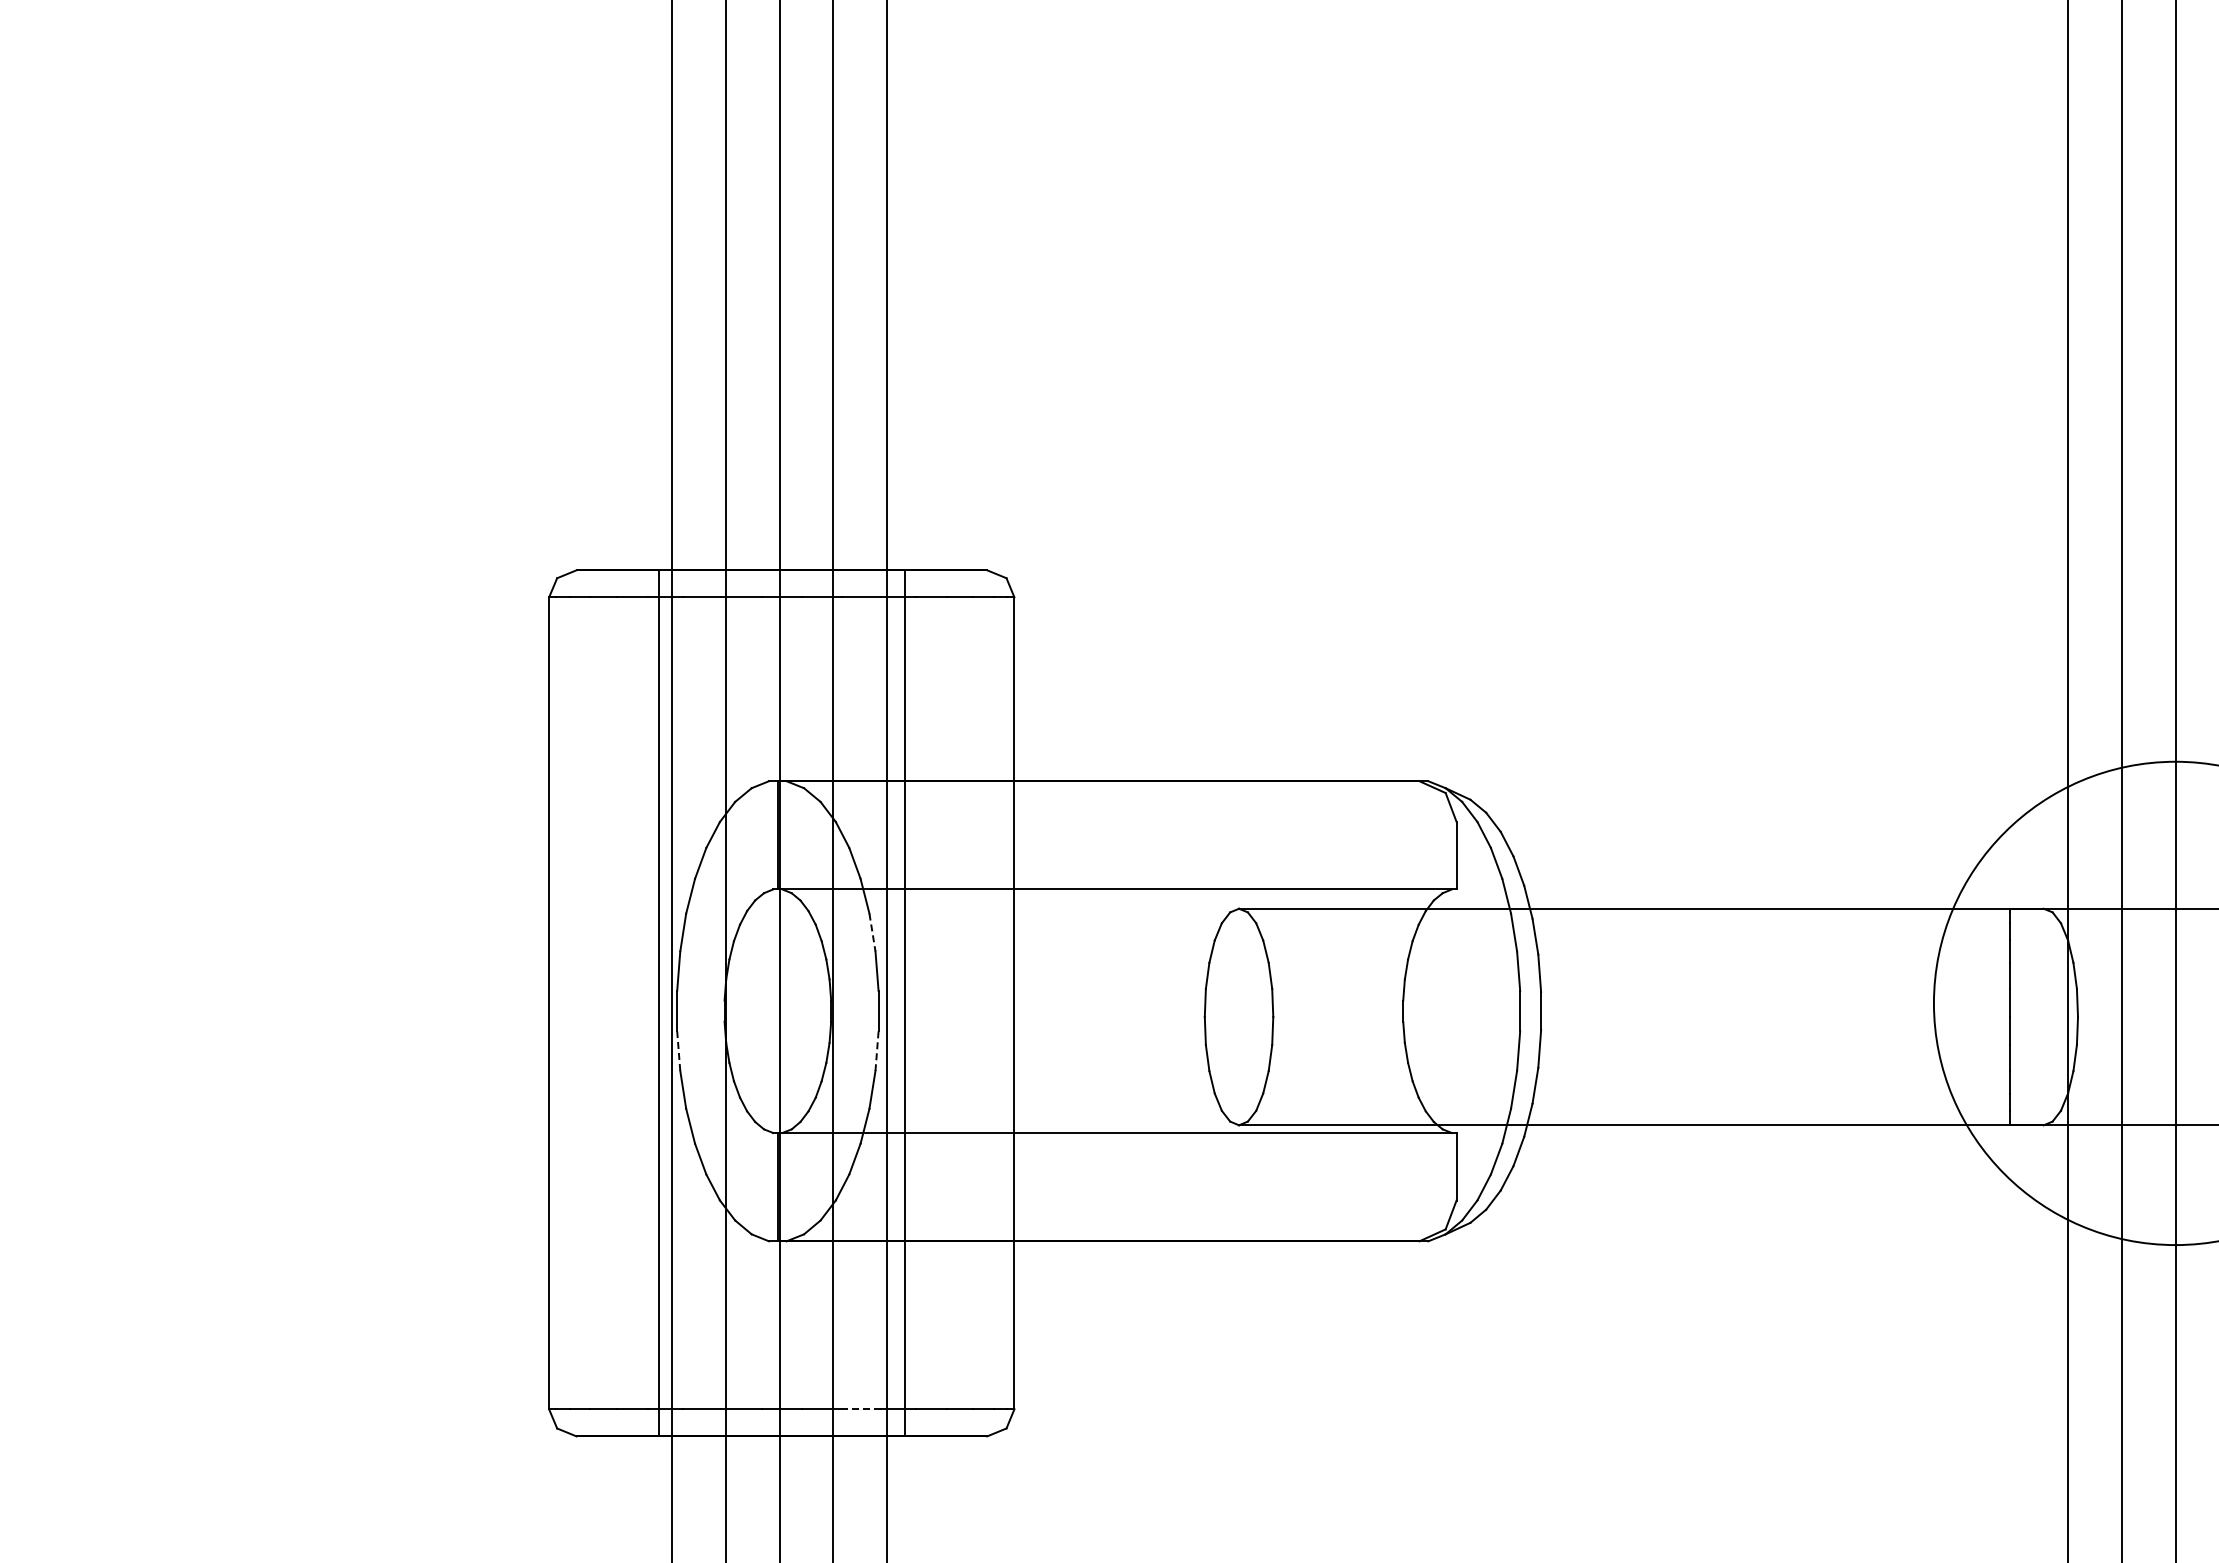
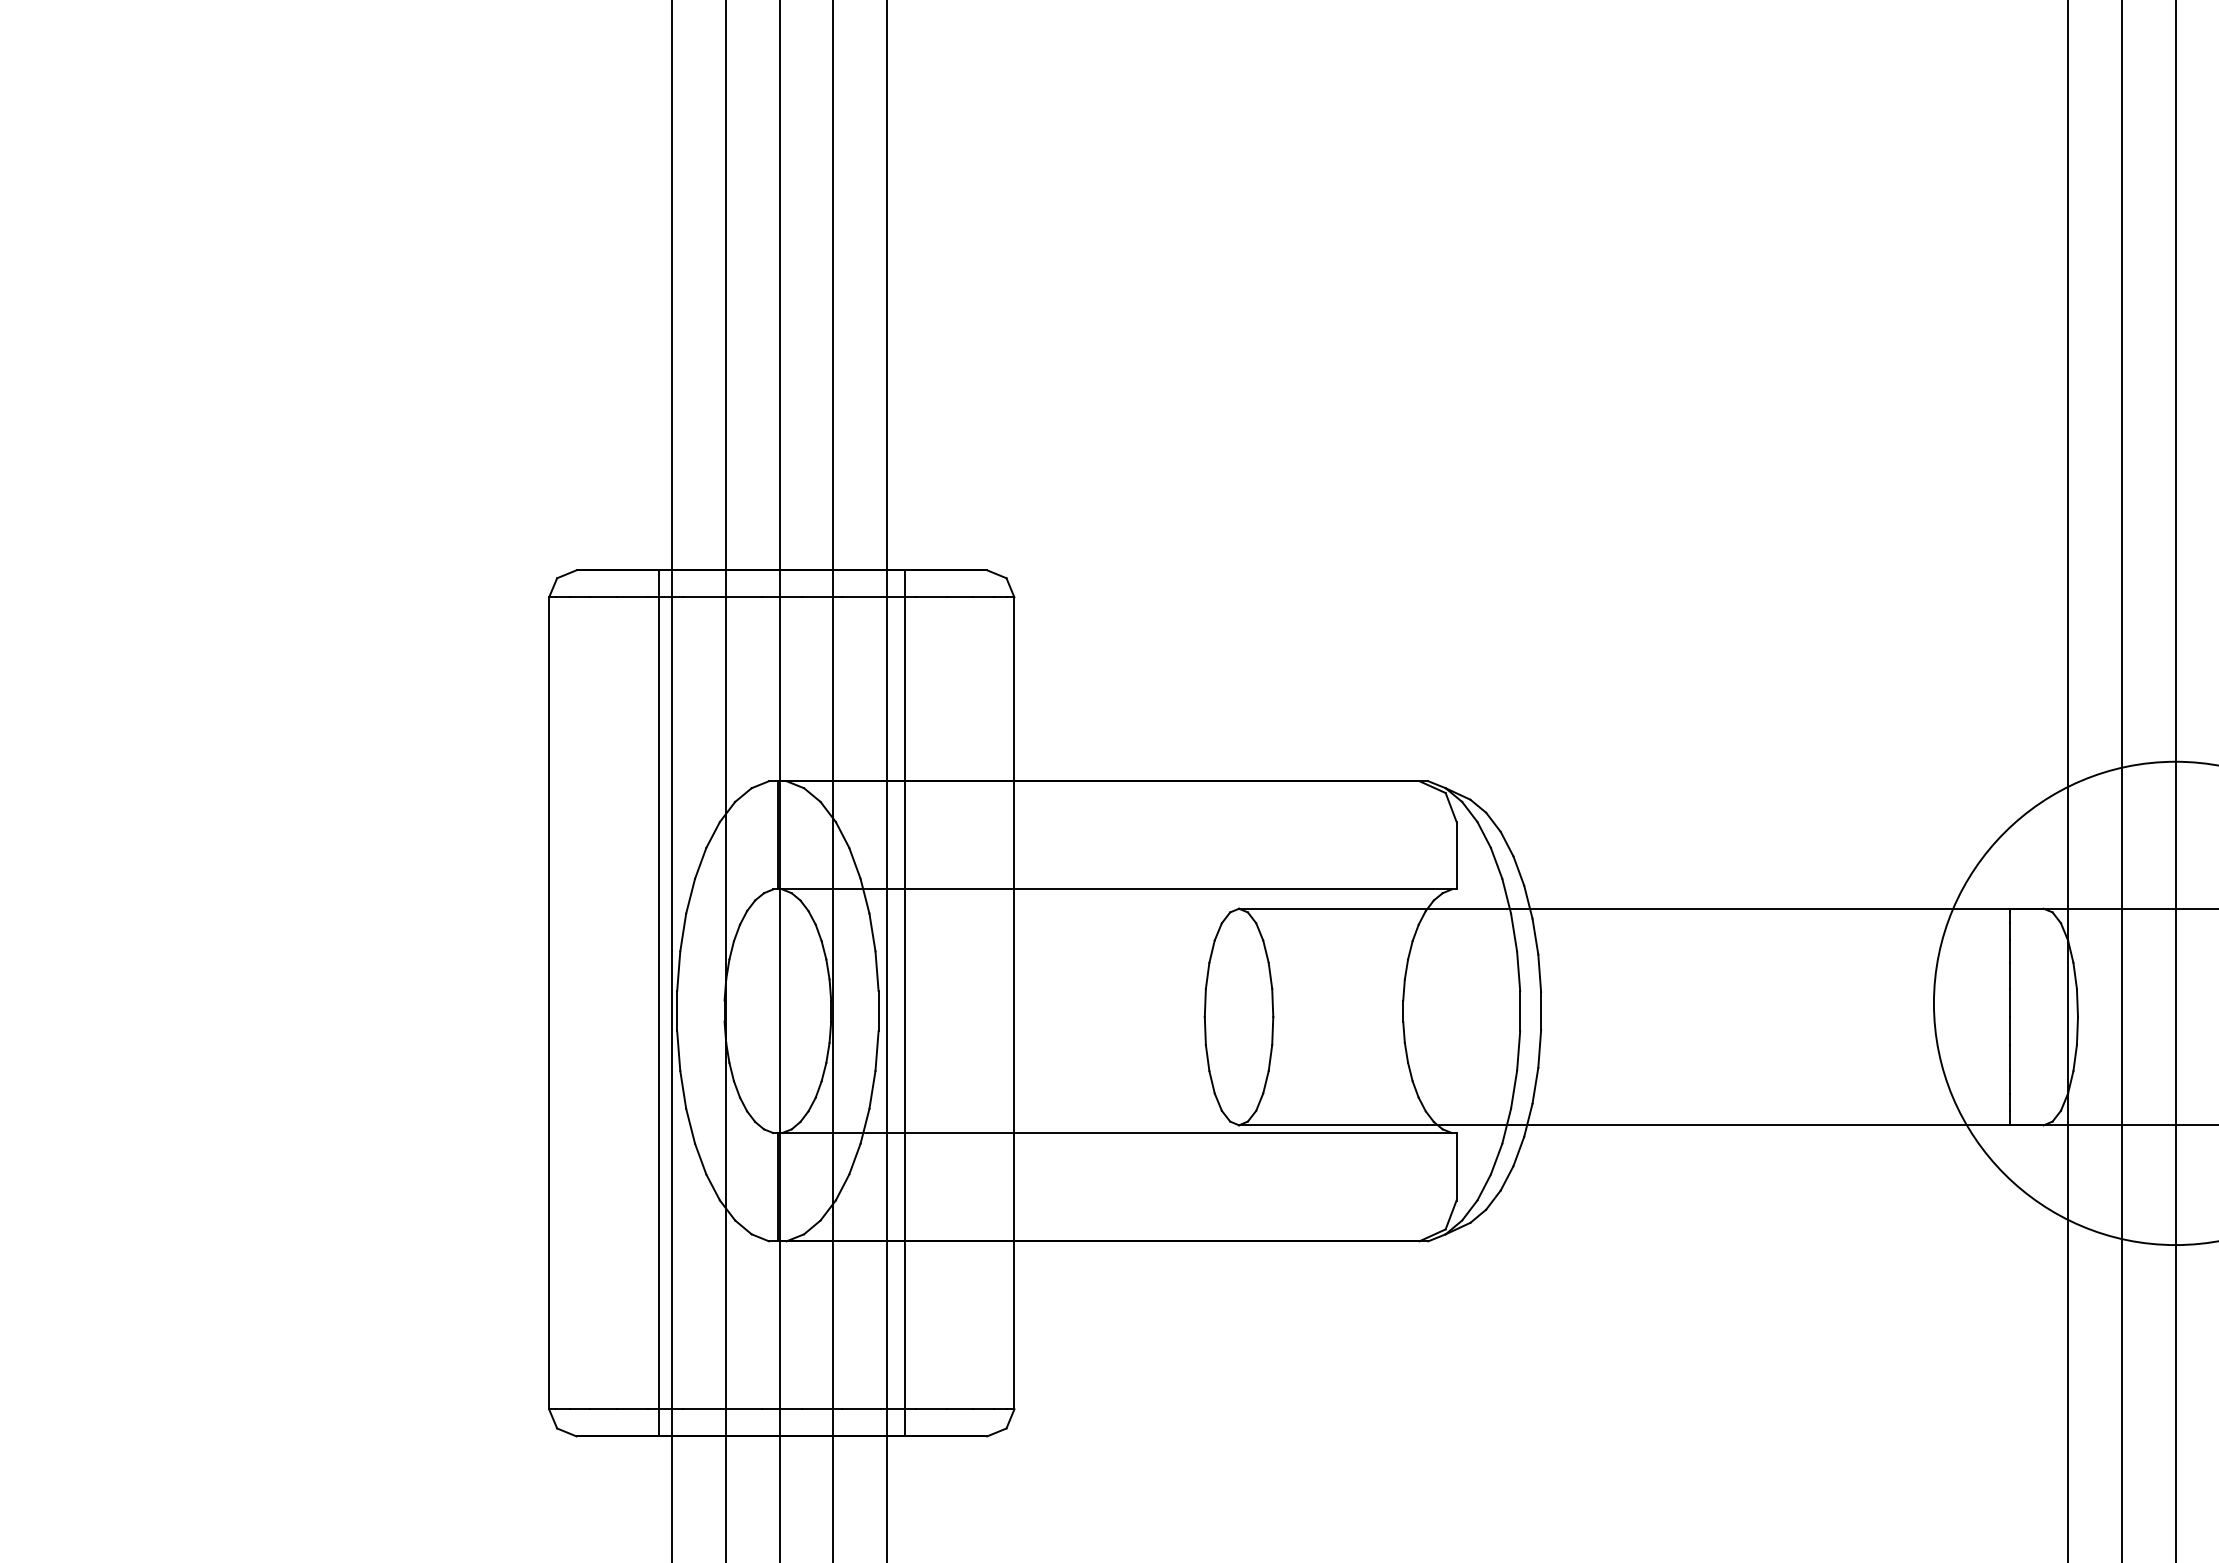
line: dashed -> solid (872, 933)
line: dashed -> solid (678, 1051)
line: dashed -> solid (877, 1051)
line: dashed -> solid (860, 1409)
